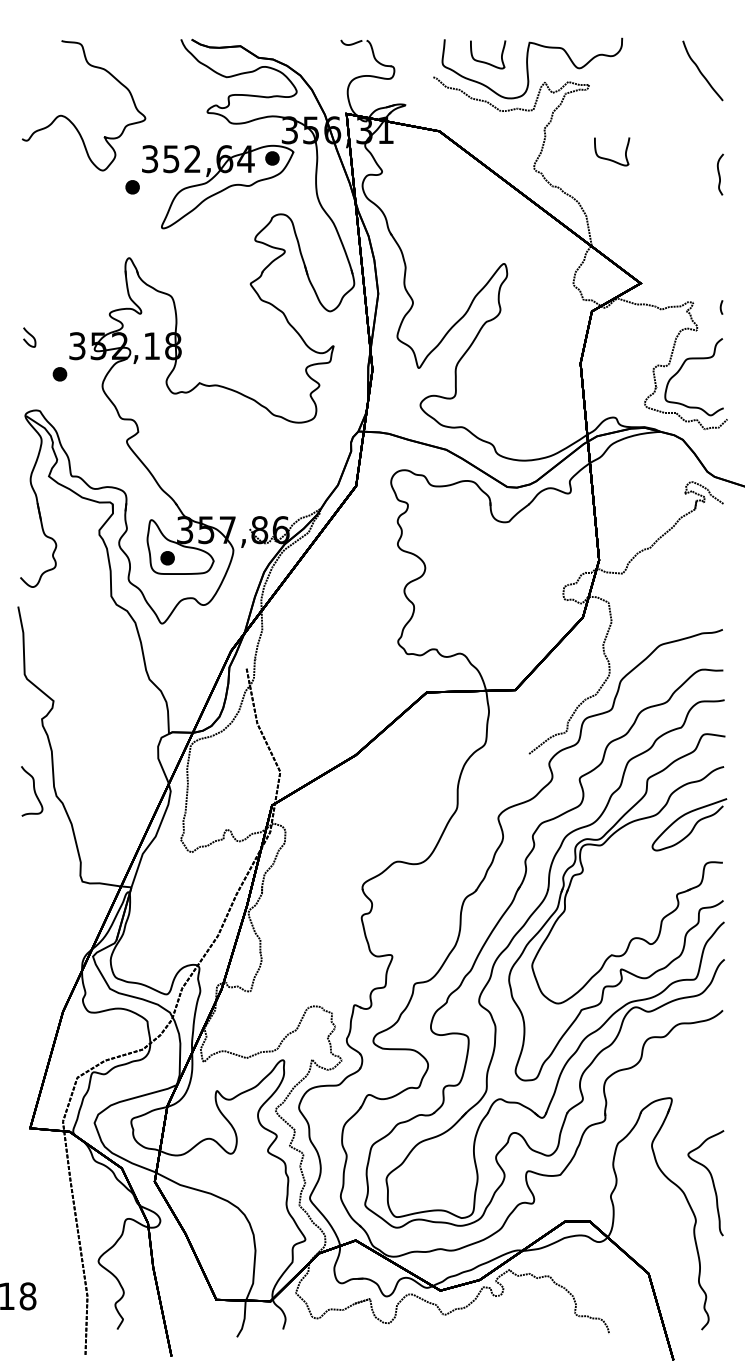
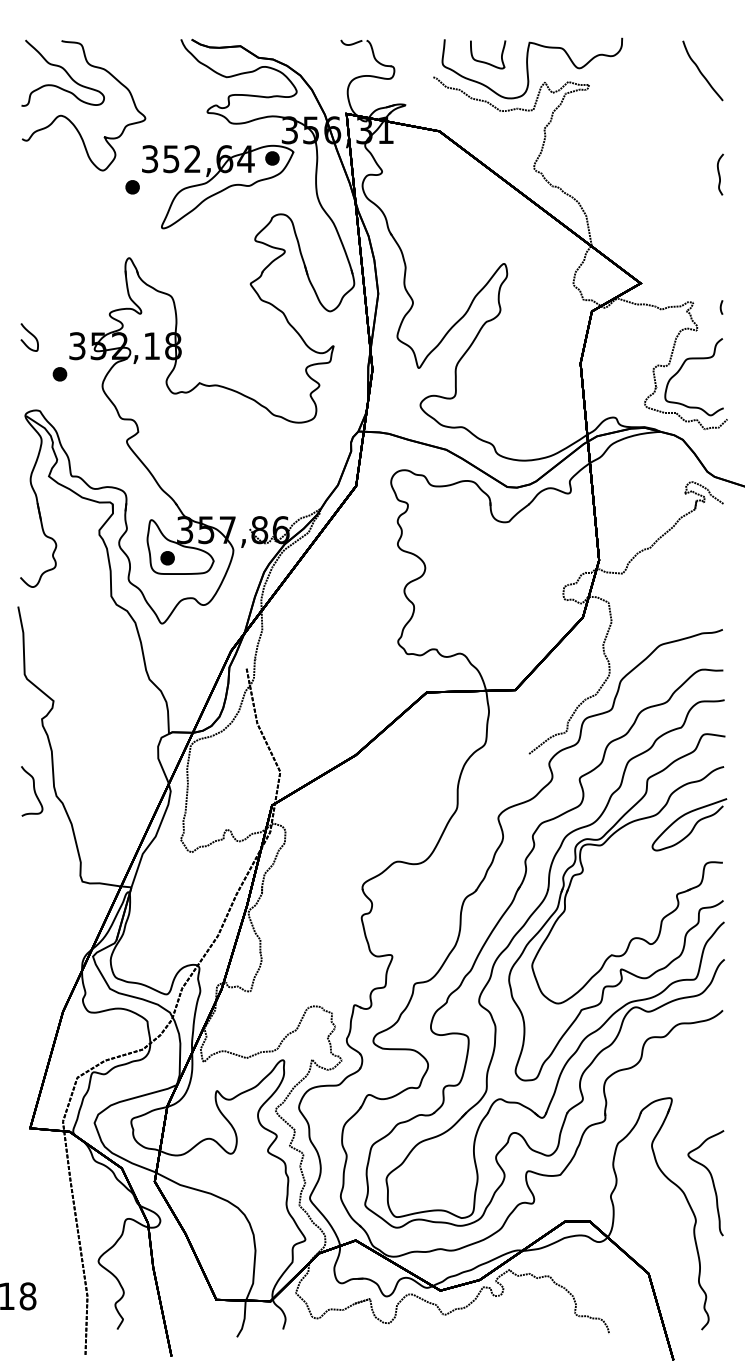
part: none -> present (62, 72)
part: present -> none (609, 158)
part size: 14x21 px -> 19x29 px (29, 337)
